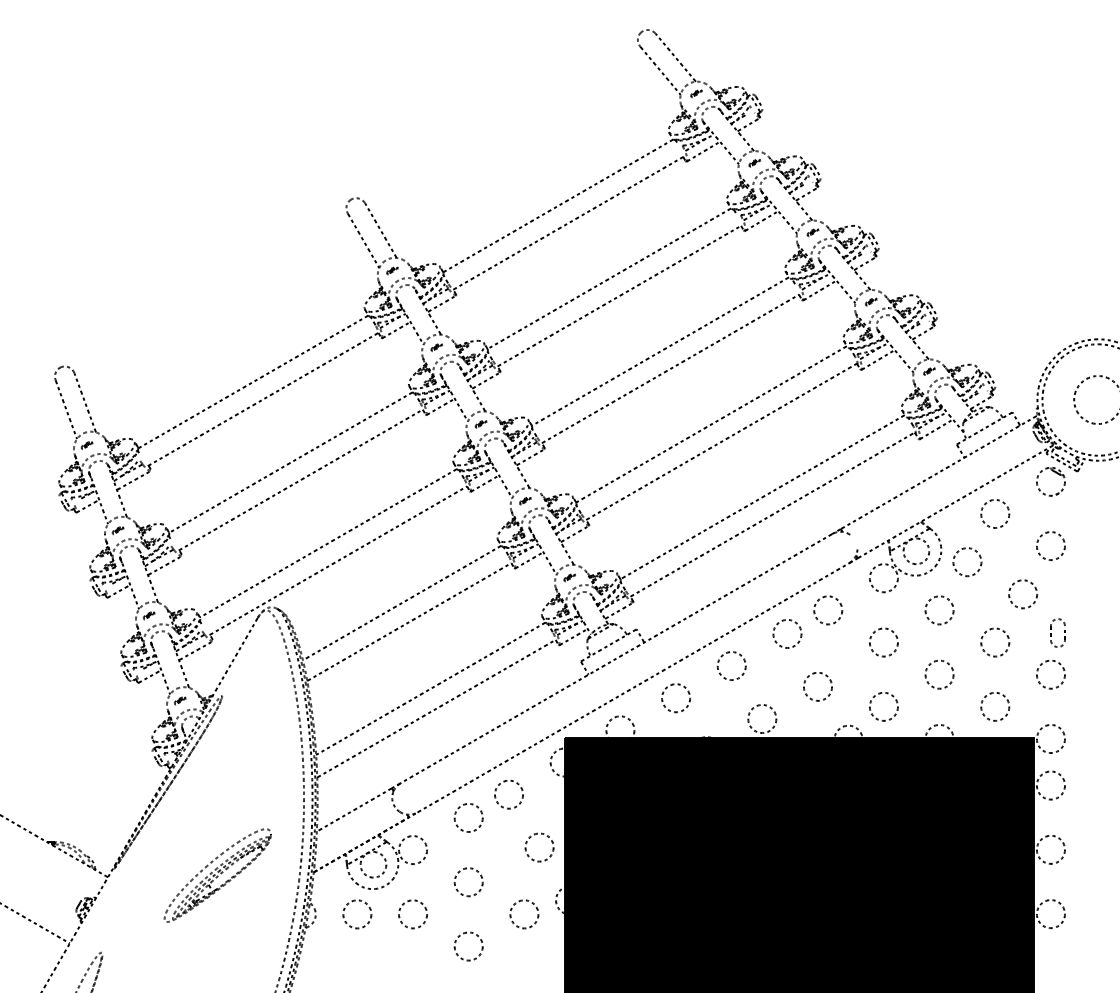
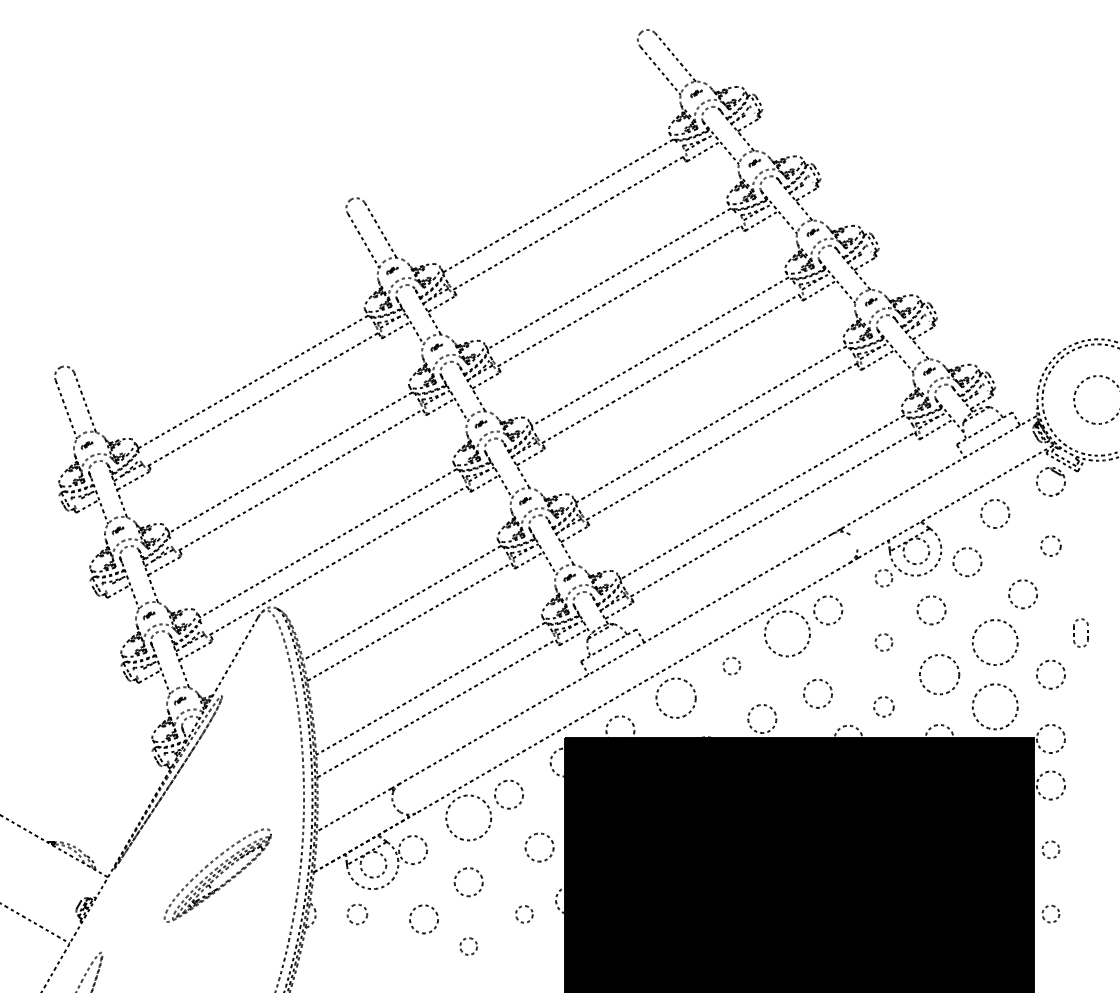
circle size: 30x30 px -> 22x22 px (1050, 545)
circle diameter: 28 px -> 17 px (883, 577)
circle position: (939, 610) -> (931, 610) (931, 610)
circle diameter: 28 px -> 45 px (786, 633)
part position: (1051, 633) -> (1074, 633) (1074, 633)
circle diameter: 28 px -> 17 px (883, 642)
circle diameter: 28 px -> 45 px (994, 642)
circle diameter: 28 px -> 17 px (731, 665)
circle diameter: 28 px -> 39 px (939, 674)
circle position: (817, 686) -> (817, 693) (817, 693)
circle diameter: 28 px -> 39 px (675, 697)
circle size: 30x30 px -> 22x22 px (883, 706)
circle diameter: 28 px -> 45 px (994, 706)
circle diameter: 28 px -> 45 px (468, 817)
circle diameter: 28 px -> 17 px (1050, 849)
circle size: 31x31 px -> 23x23 px (357, 914)
circle position: (412, 914) -> (423, 919) (423, 919)
circle diameter: 28 px -> 17 px (524, 913)
circle diameter: 28 px -> 17 px (1050, 913)
circle diameter: 28 px -> 17 px (468, 946)
